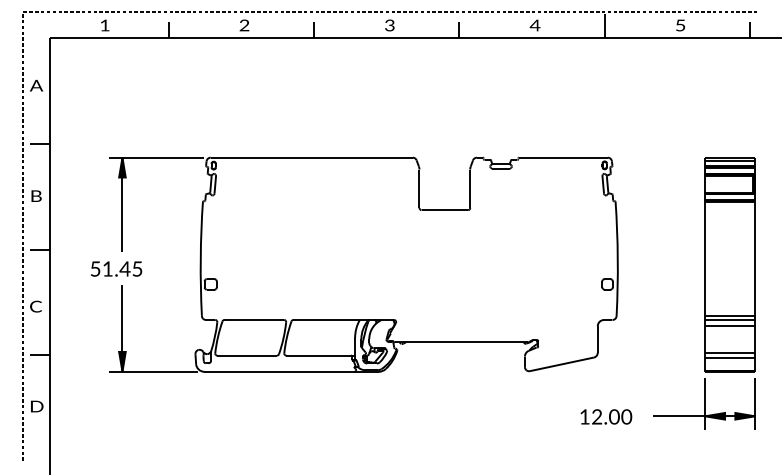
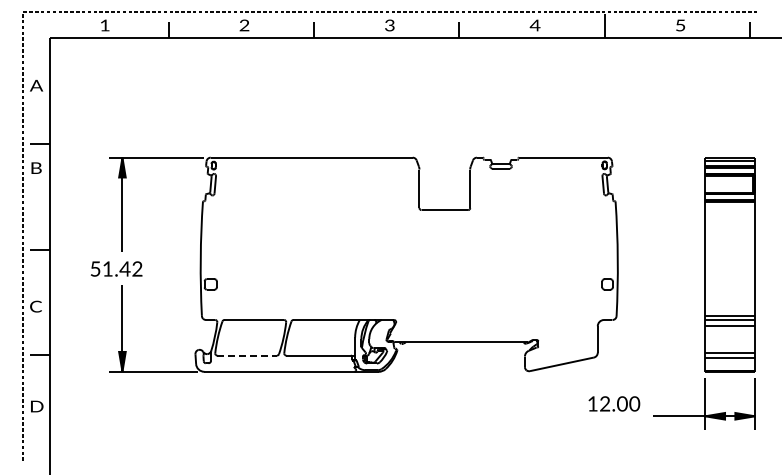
text position: (36, 195) -> (36, 167) (36, 167)
text: 51.45 -> 51.42 (137, 268)
line: solid -> dashed (247, 355)
text position: (606, 416) -> (614, 403) (614, 403)
